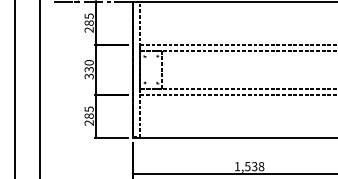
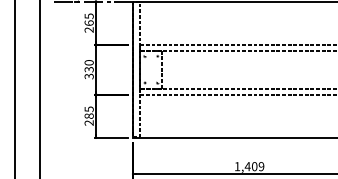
text: 285 -> 265 (88, 22)
text: 1,538 -> 1,409 (254, 166)
